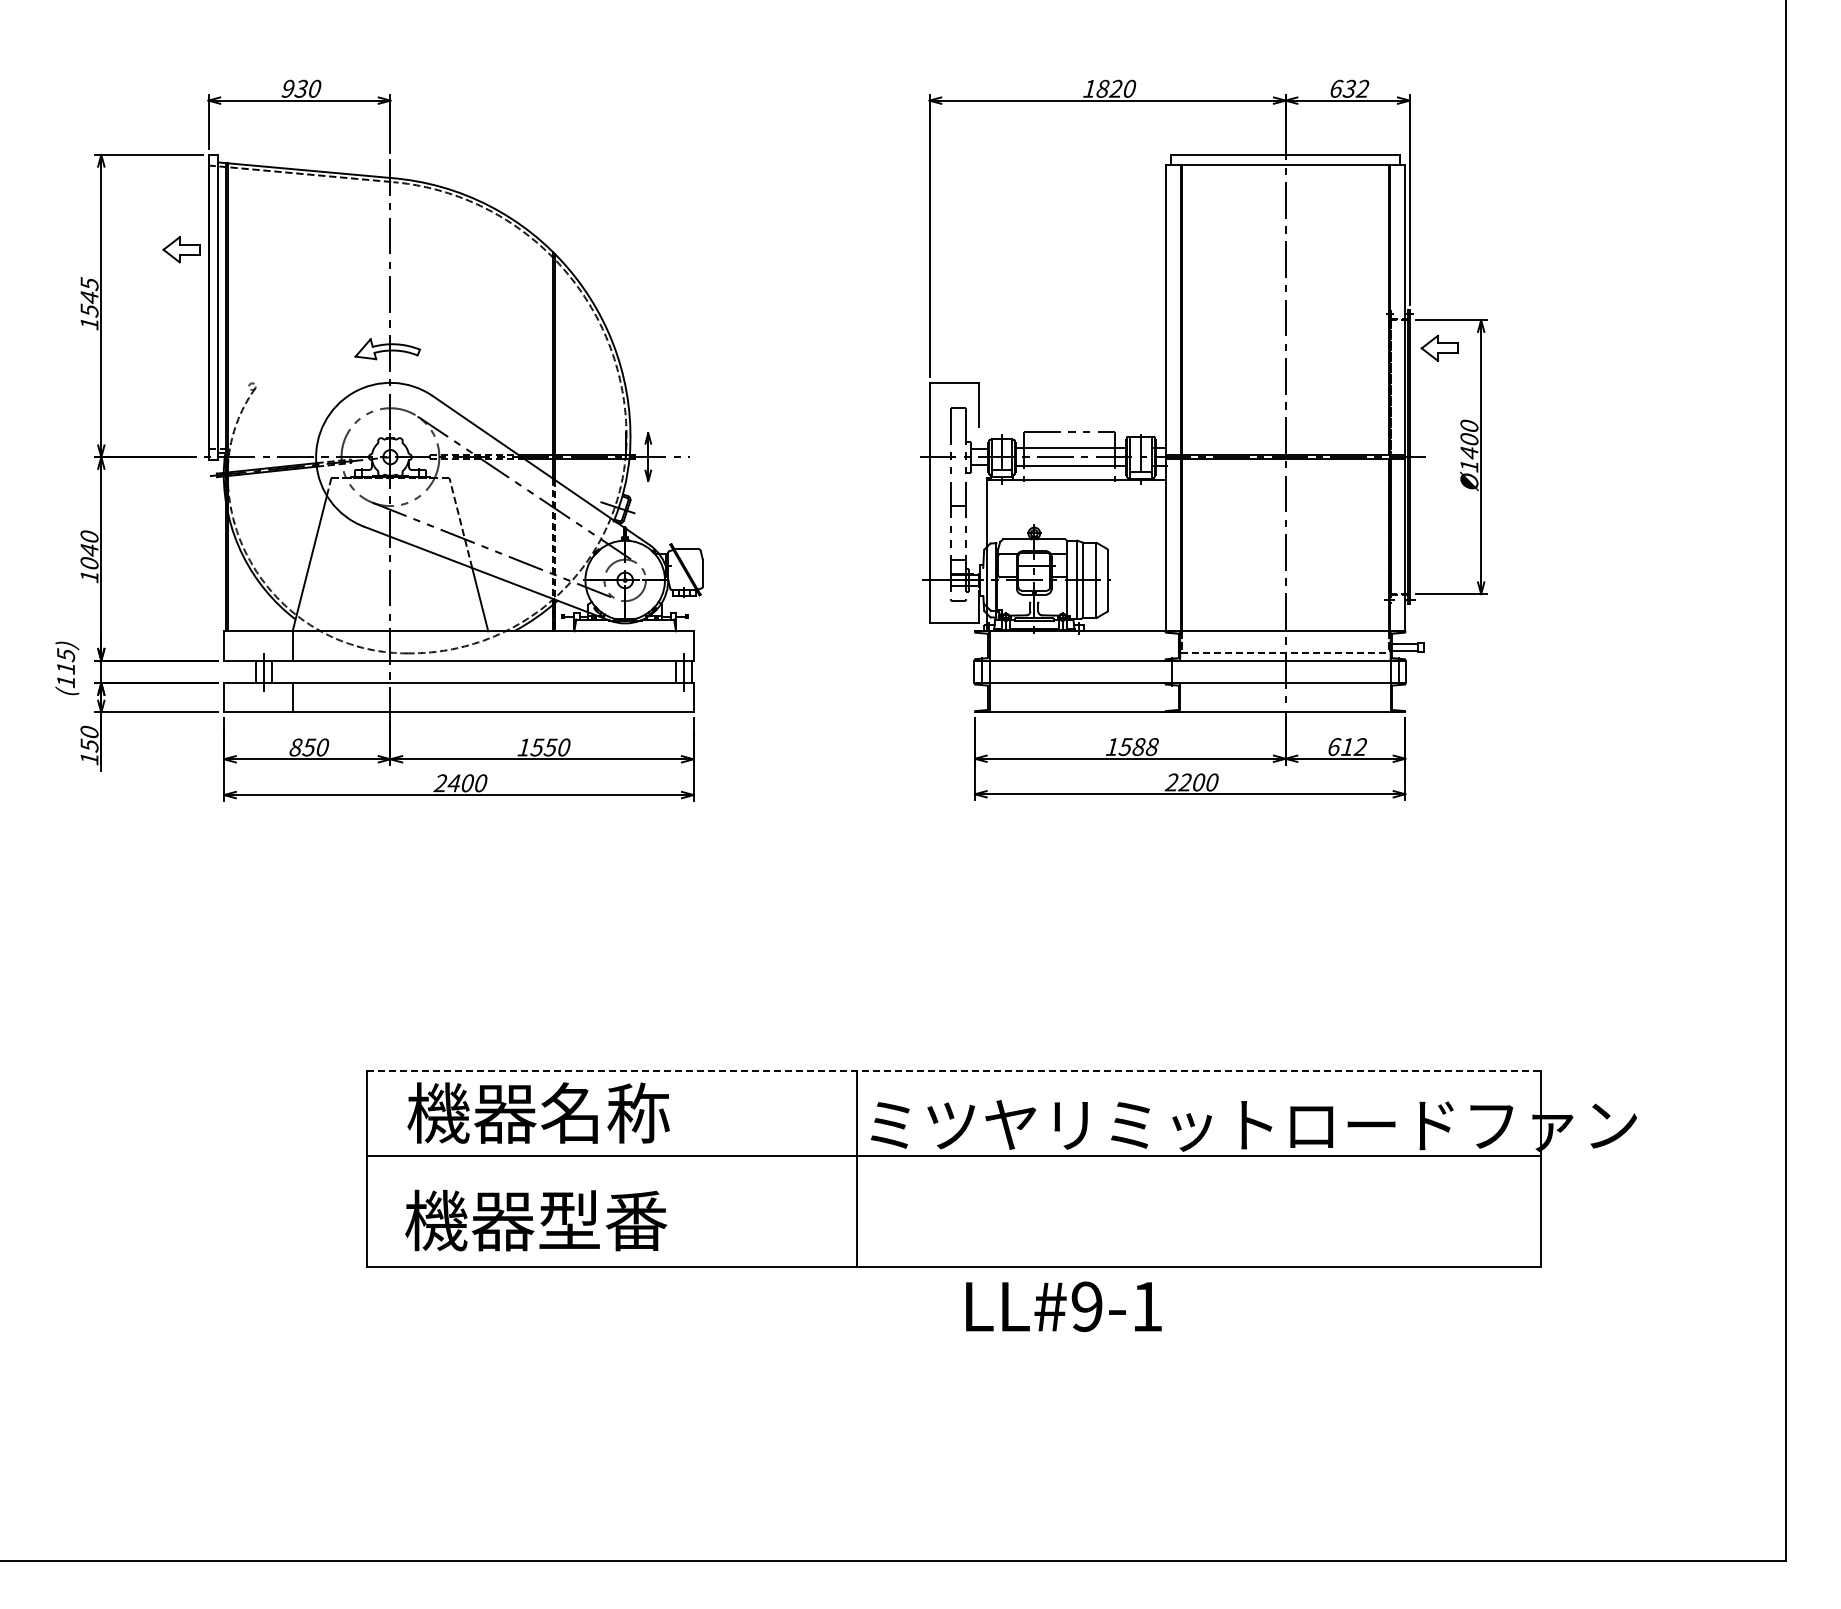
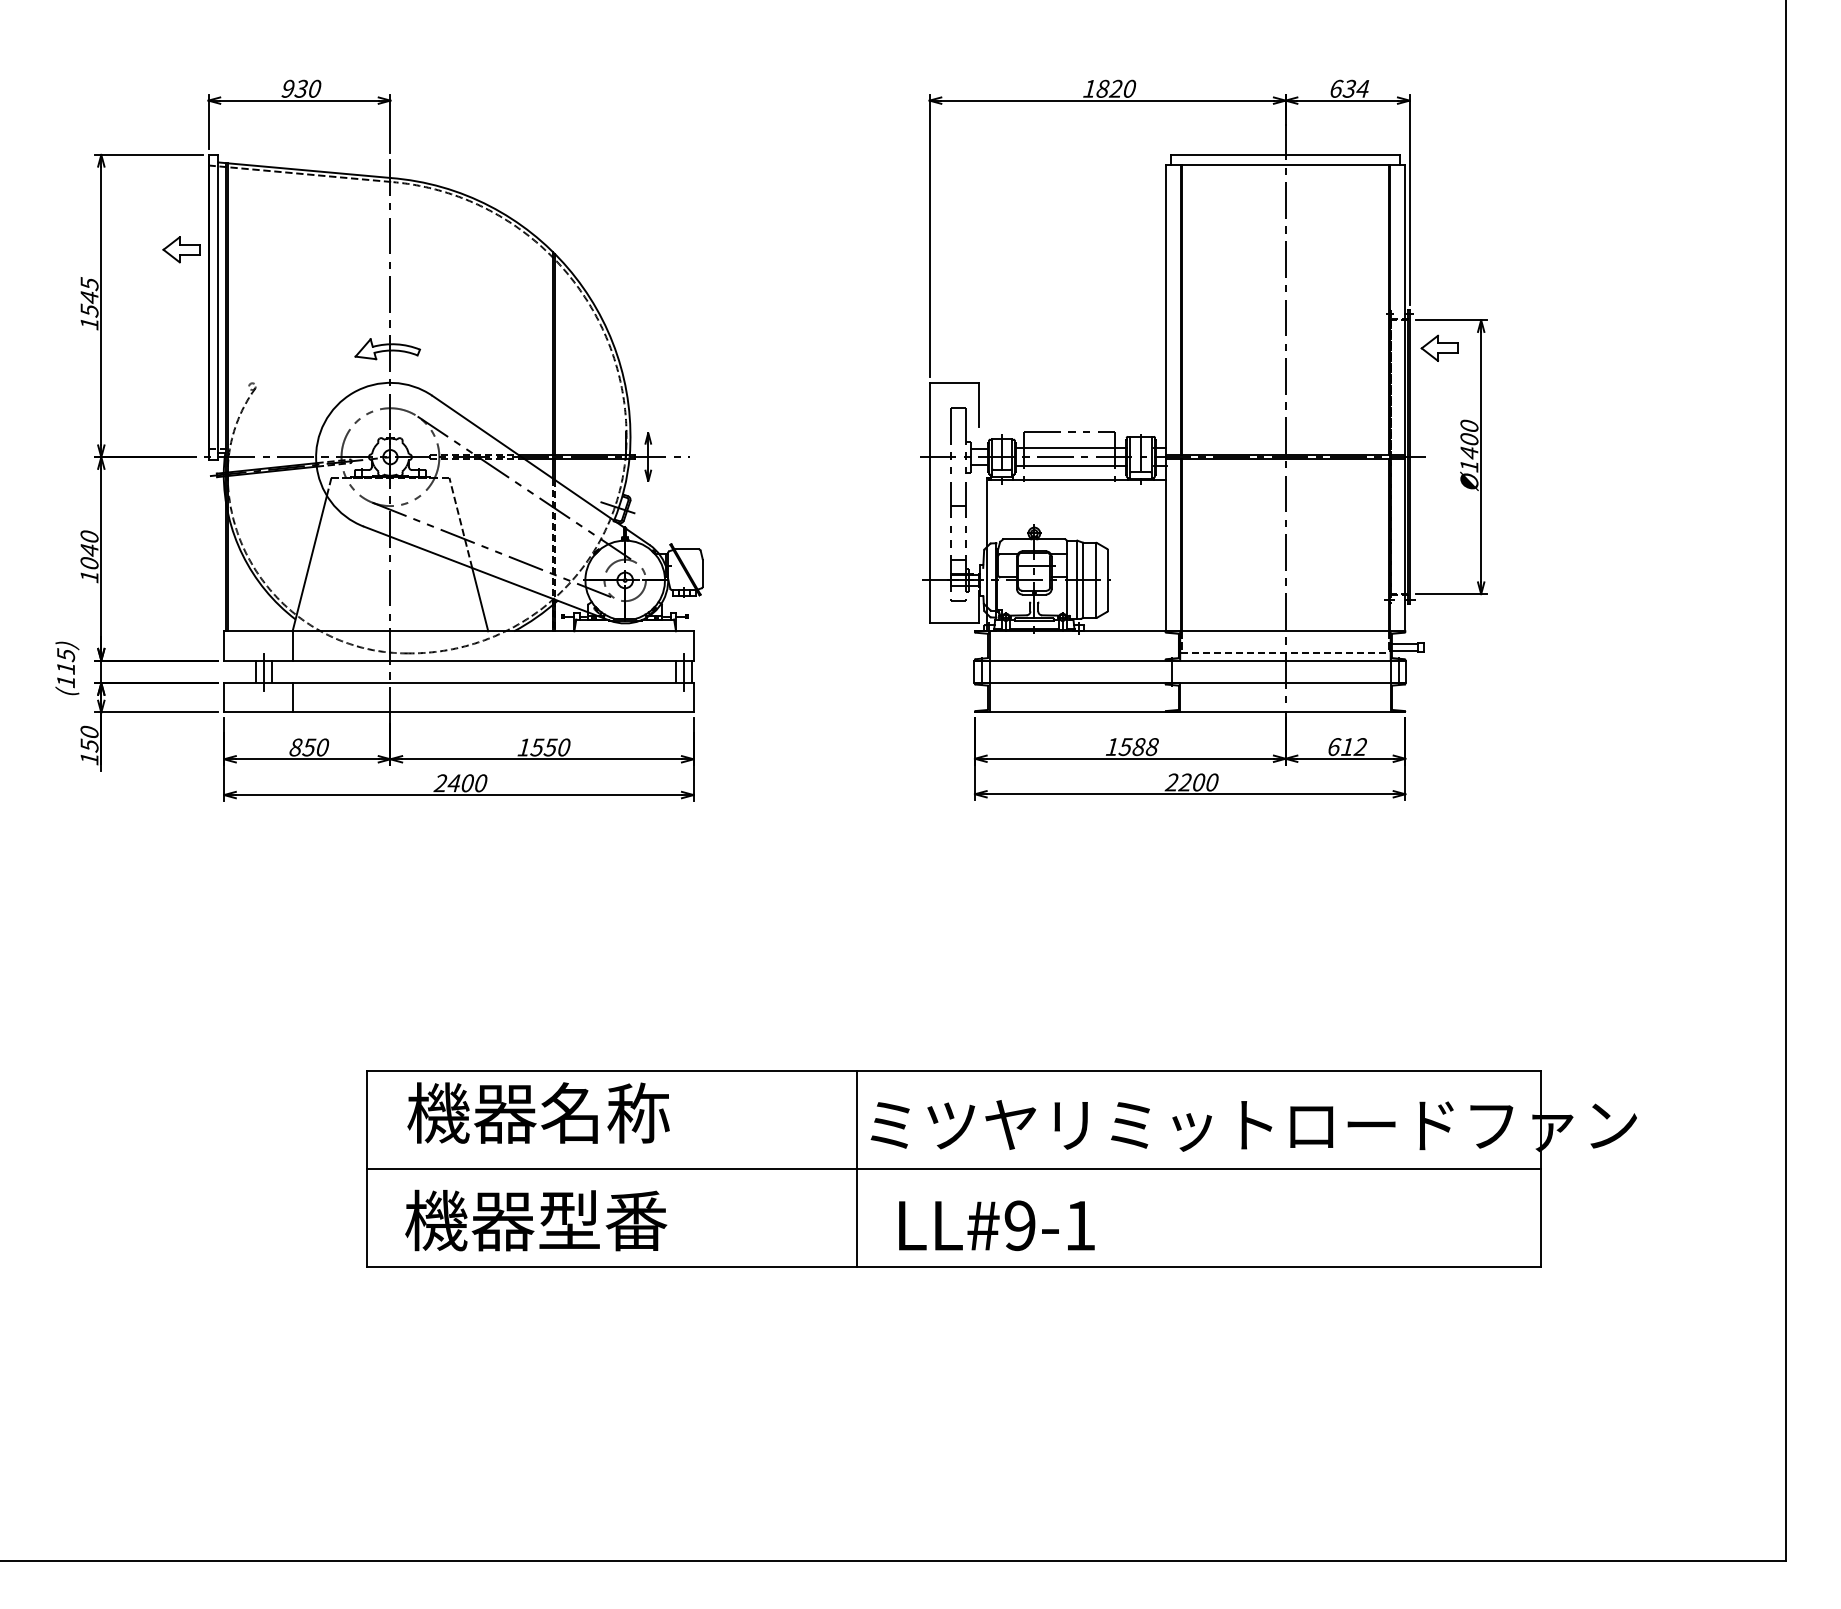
text: 632 -> 634 (1362, 88)
line: dashed -> solid (954, 1071)
line position: (954, 1156) -> (954, 1169) (954, 1169)
text position: (1063, 1306) -> (996, 1225) (996, 1225)
